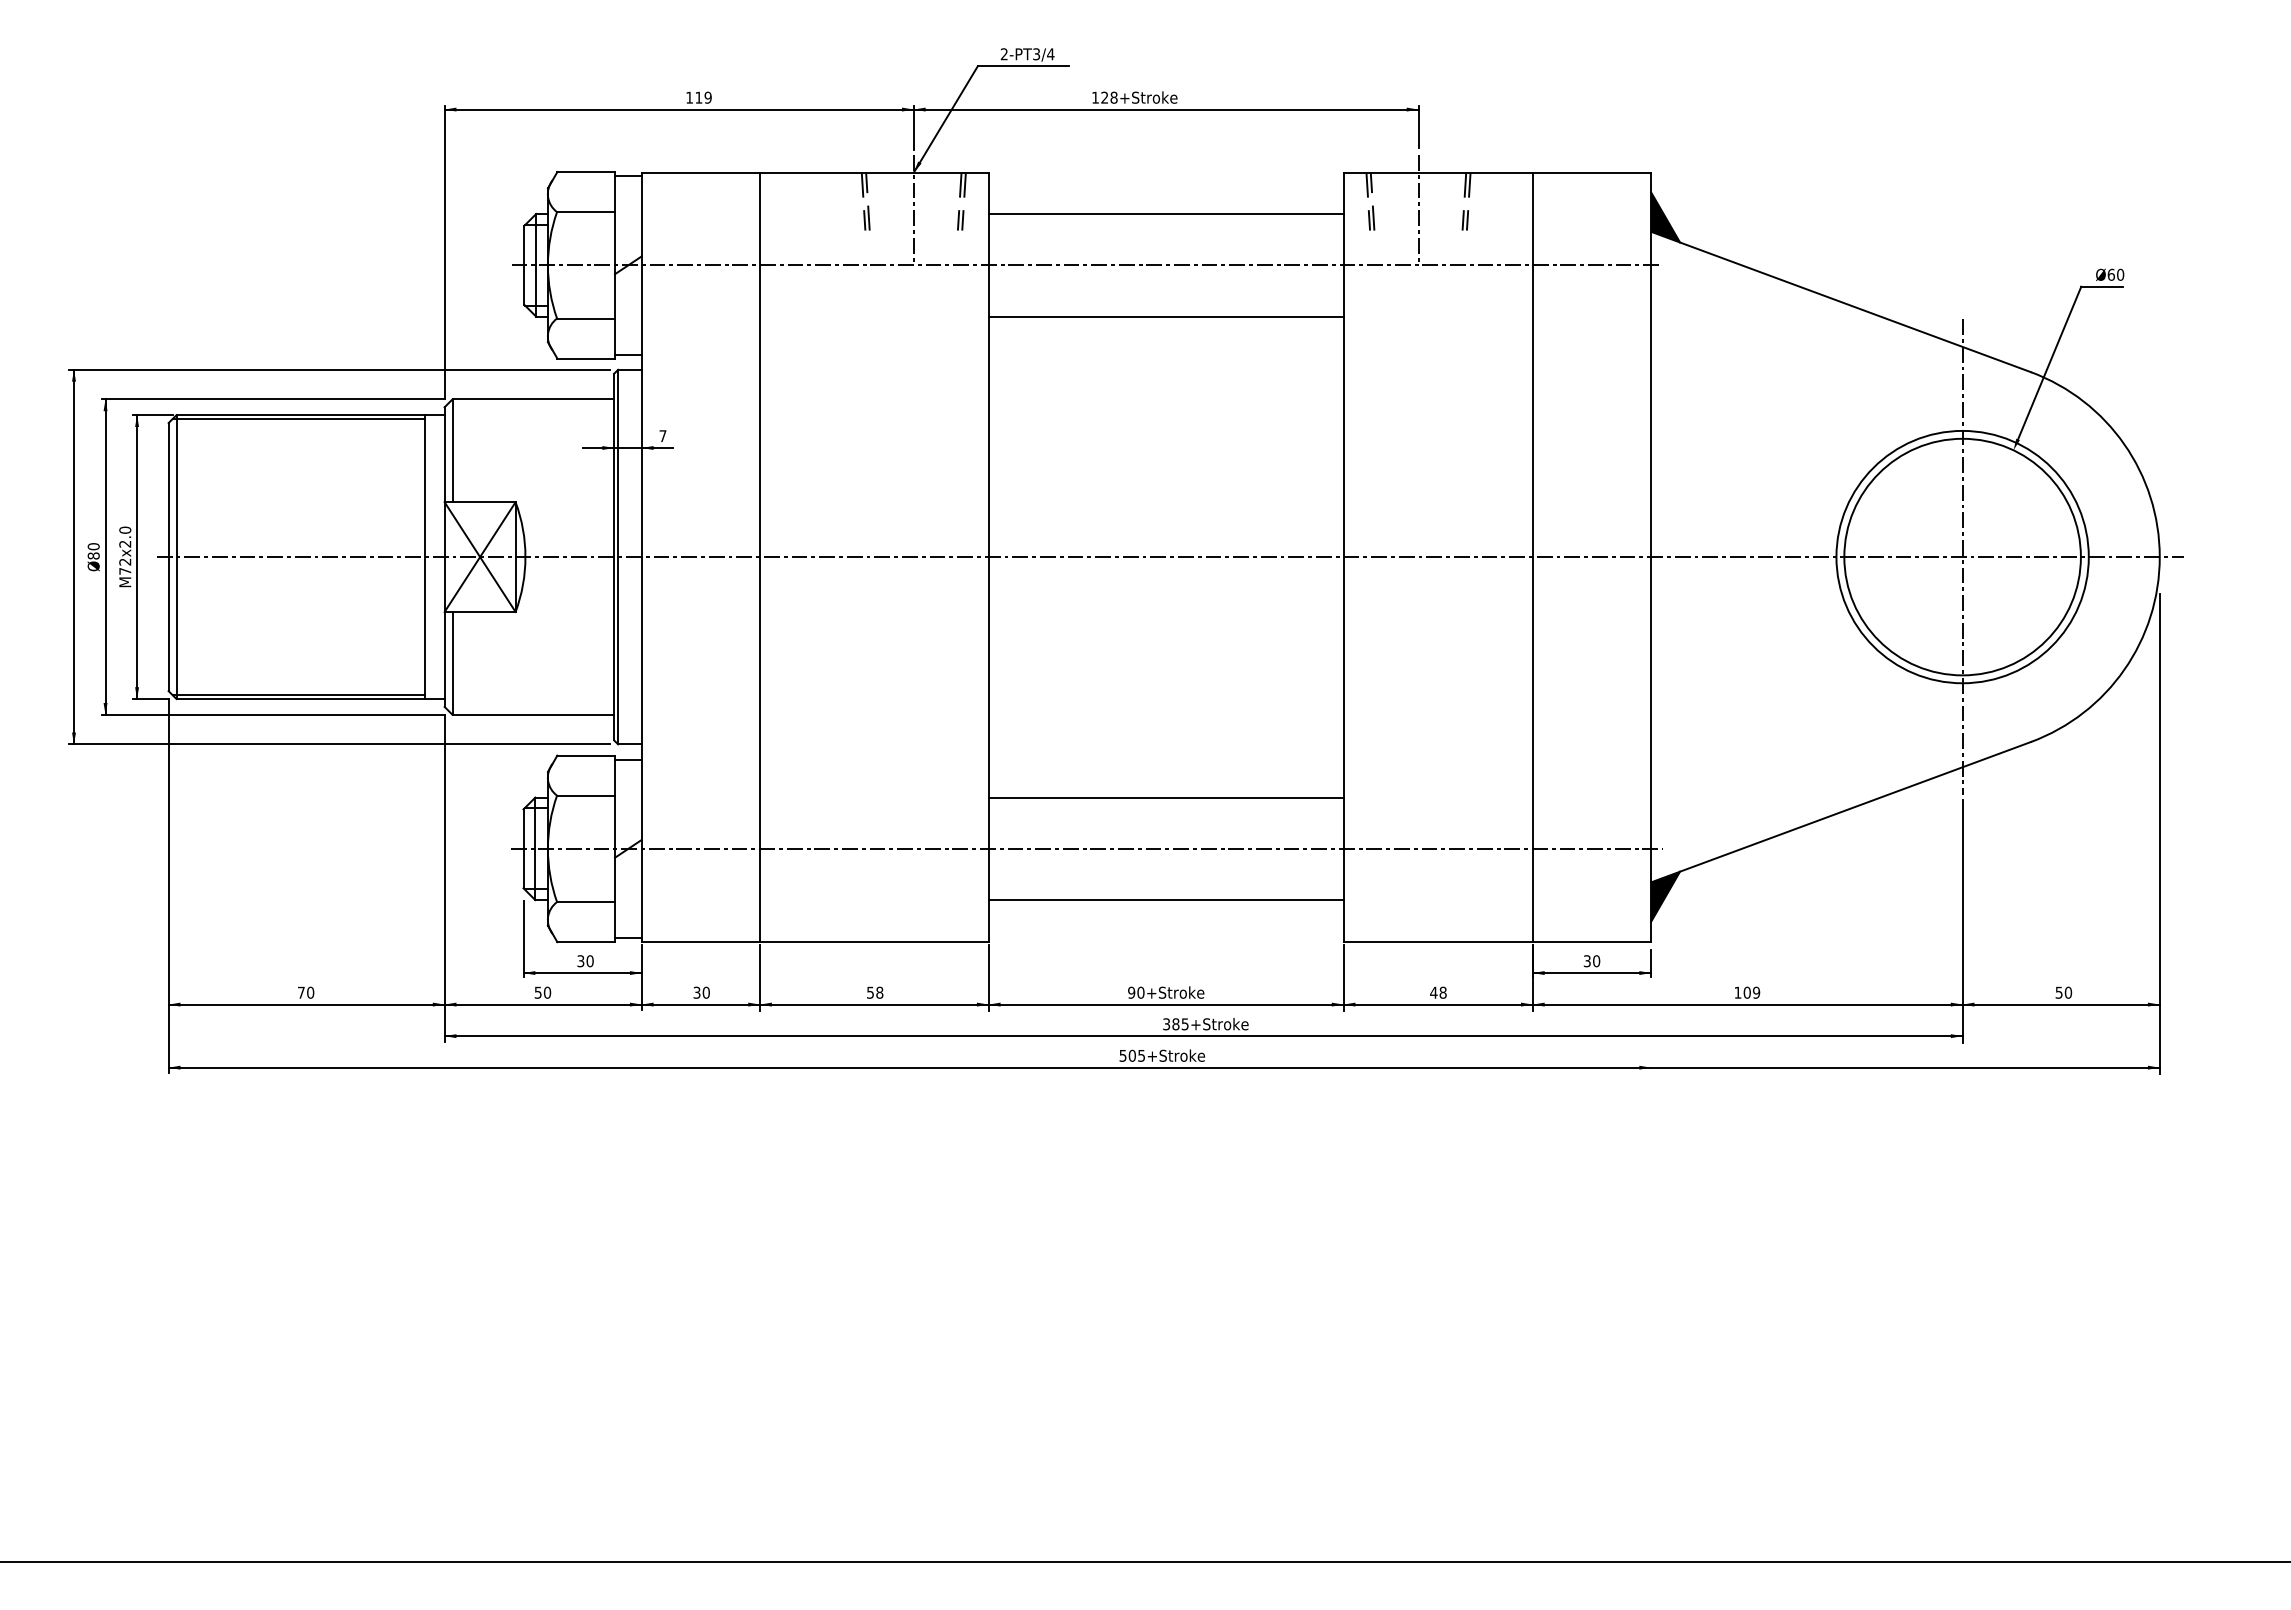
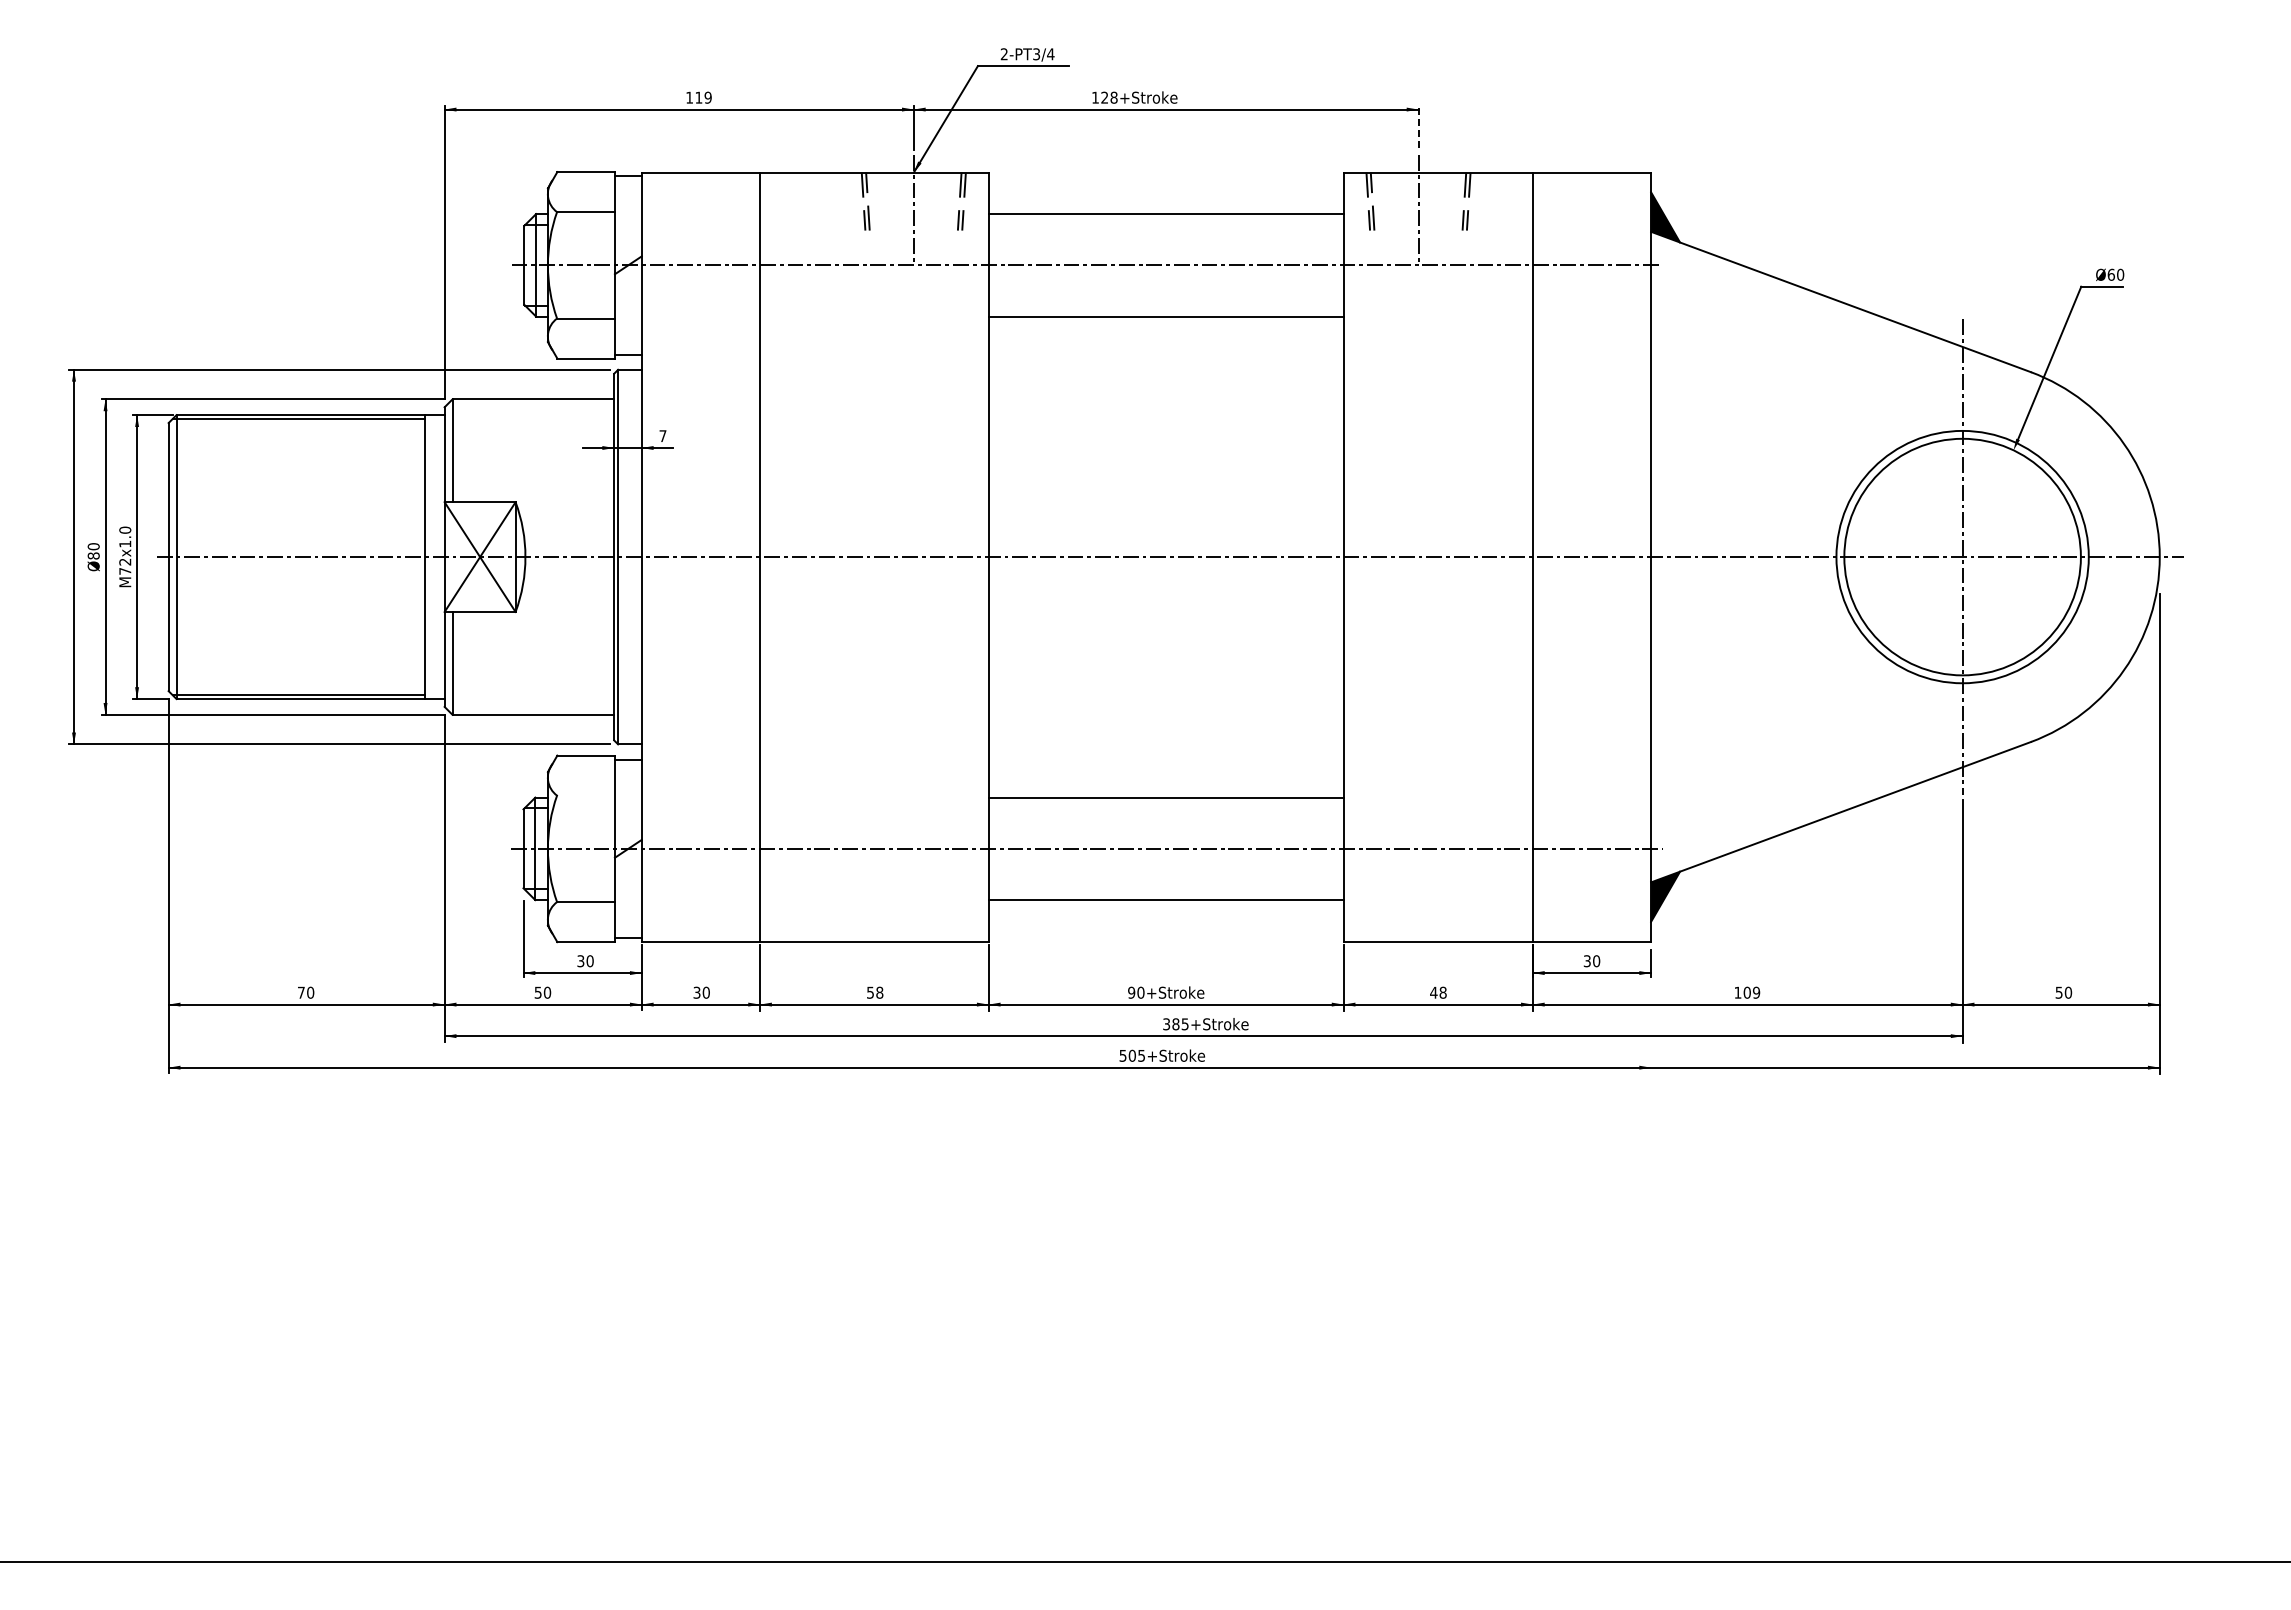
line: solid -> dashed (1418, 126)
text: M72x2.0 -> M72x1.0 (125, 543)
line: present -> none (585, 795)
